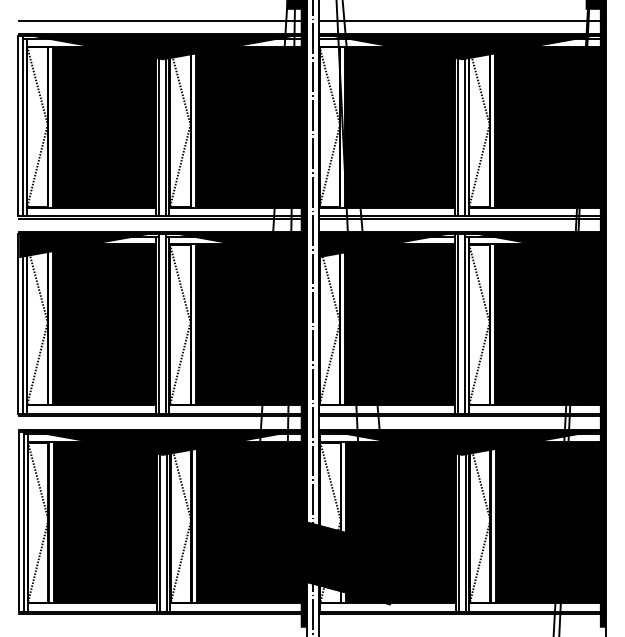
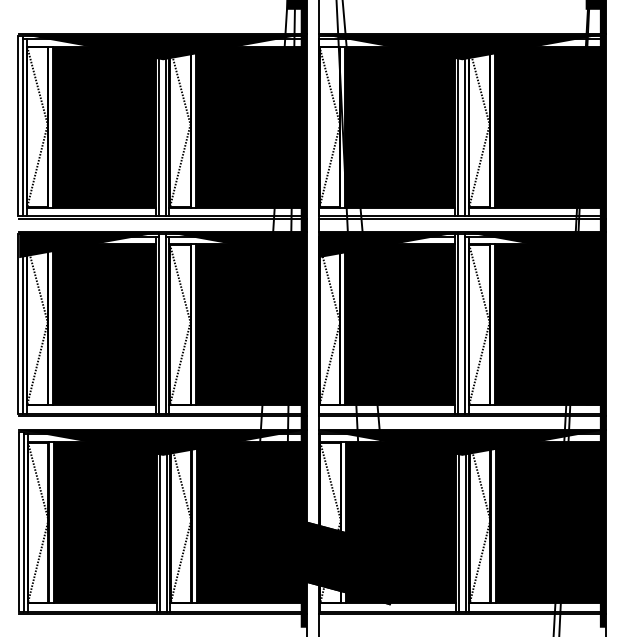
line: present -> none (162, 20)
line: present -> none (462, 20)
line: present -> none (313, 317)
